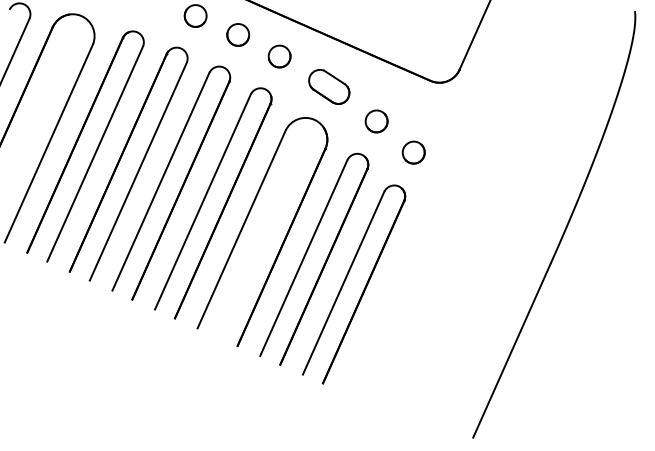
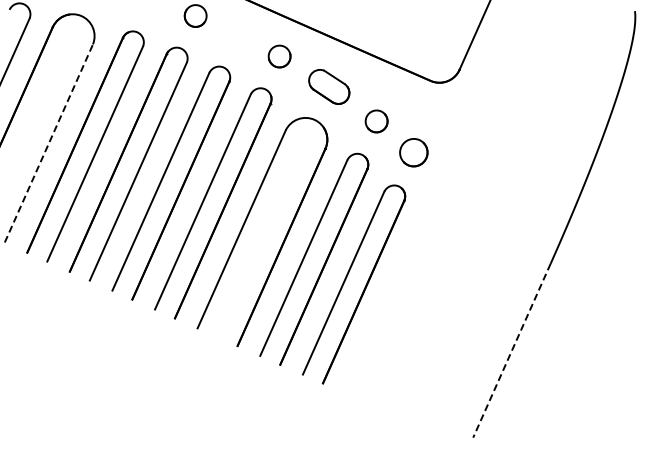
part: present -> none (238, 34)
line: solid -> dashed (49, 143)
part size: 25x25 px -> 30x30 px (413, 152)
line: solid -> dashed (511, 351)
